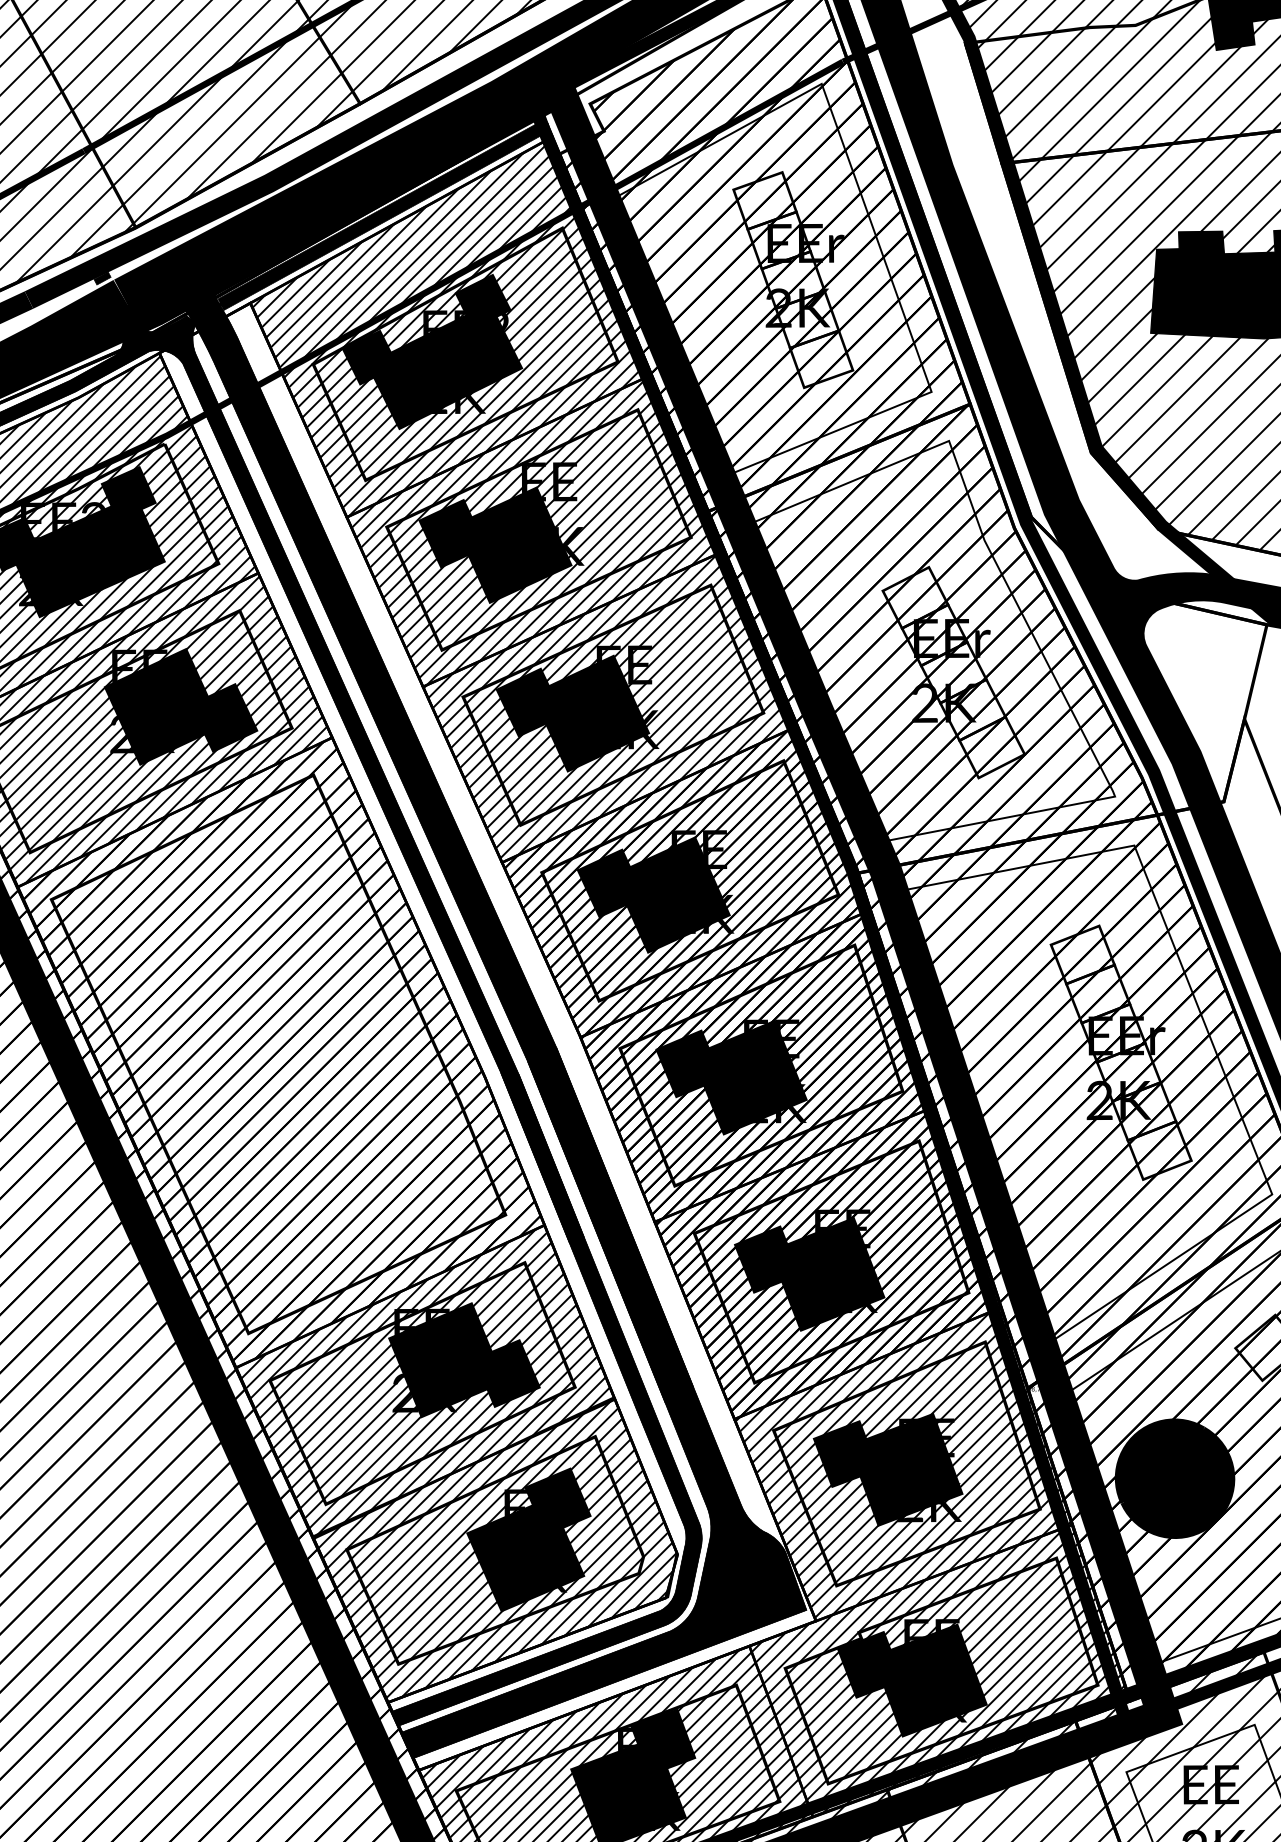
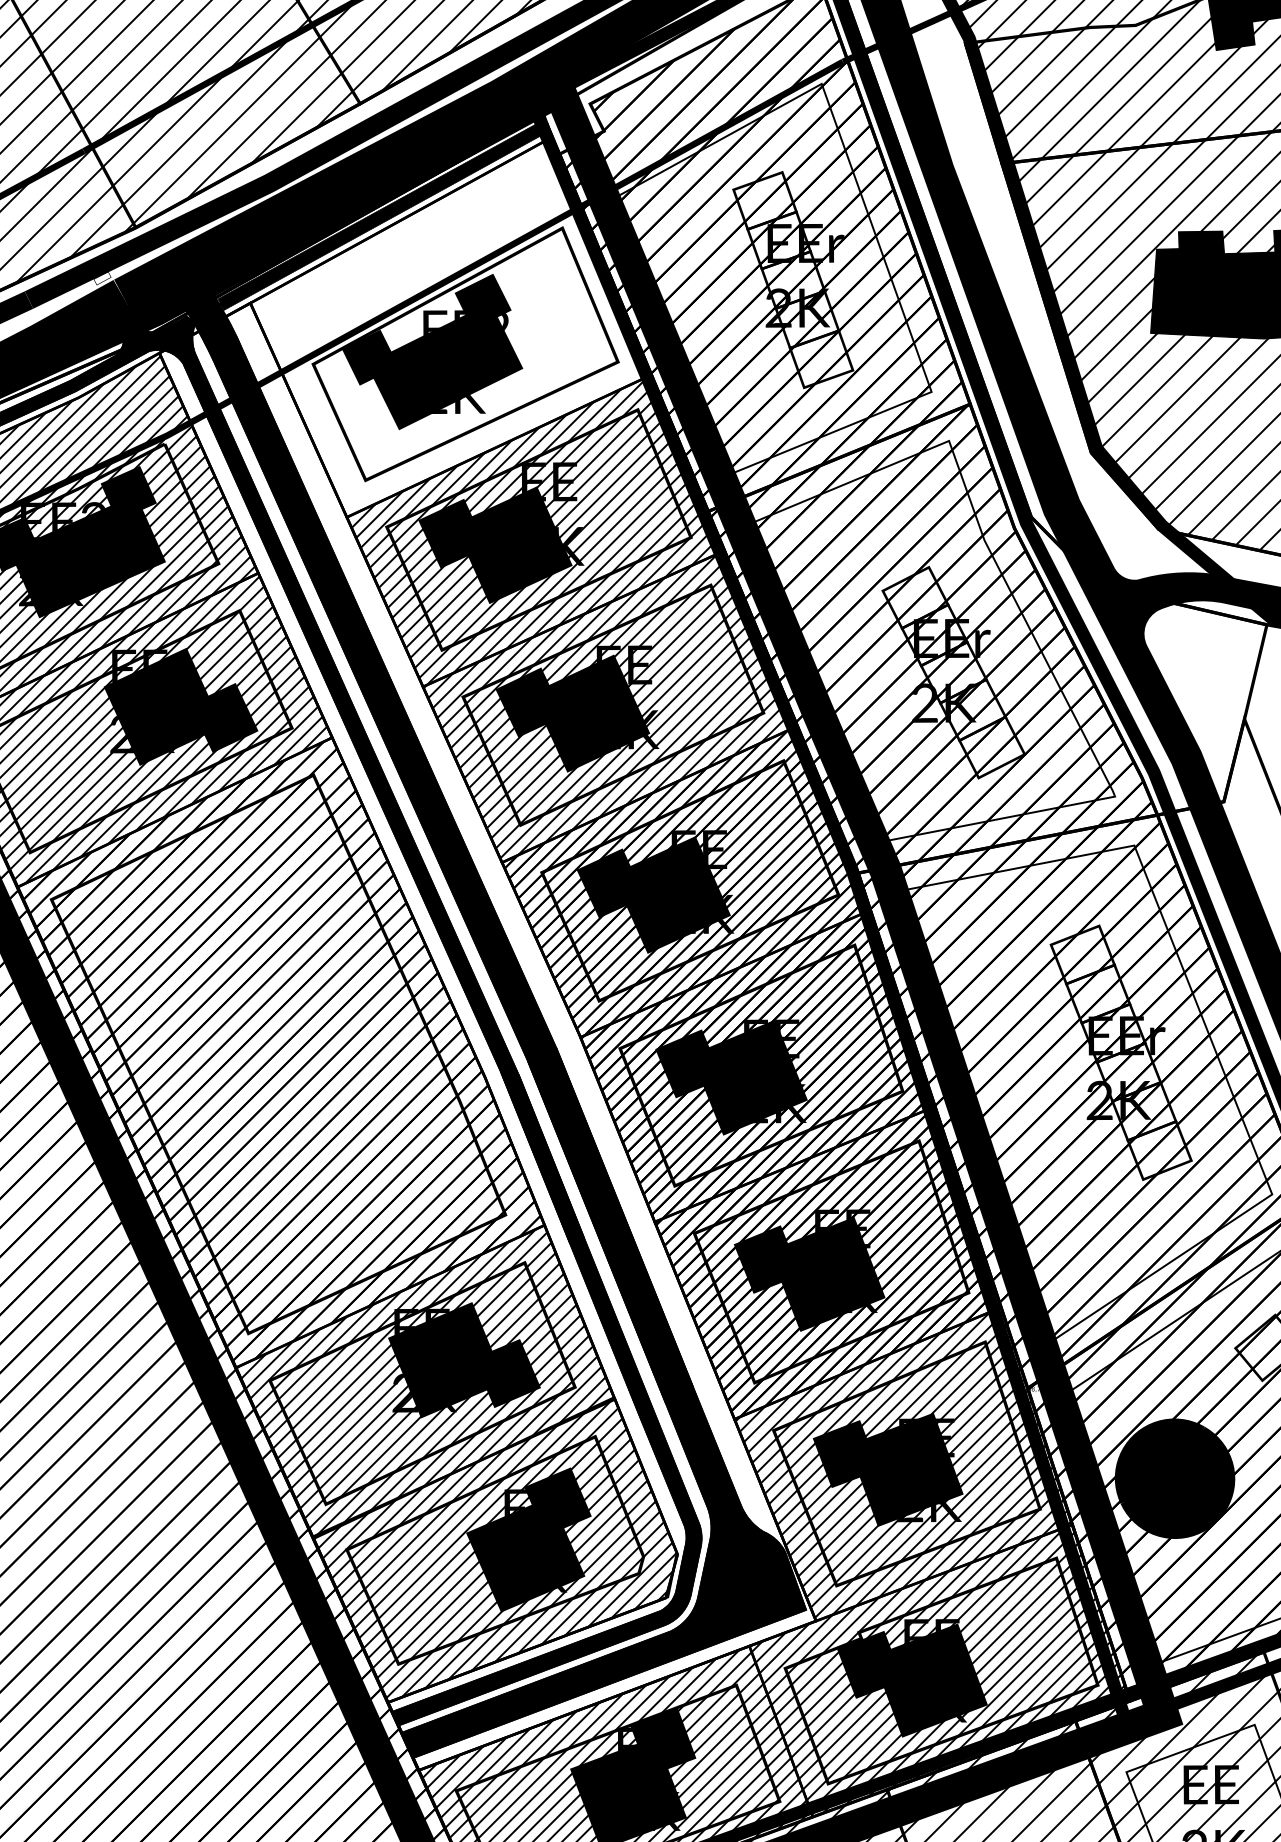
fill: present -> none (102, 278)
hatch: present -> none (451, 327)
